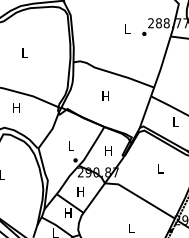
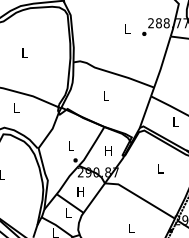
text: H -> L (105, 95)
text: H -> L (16, 107)
text: H -> L (68, 212)
